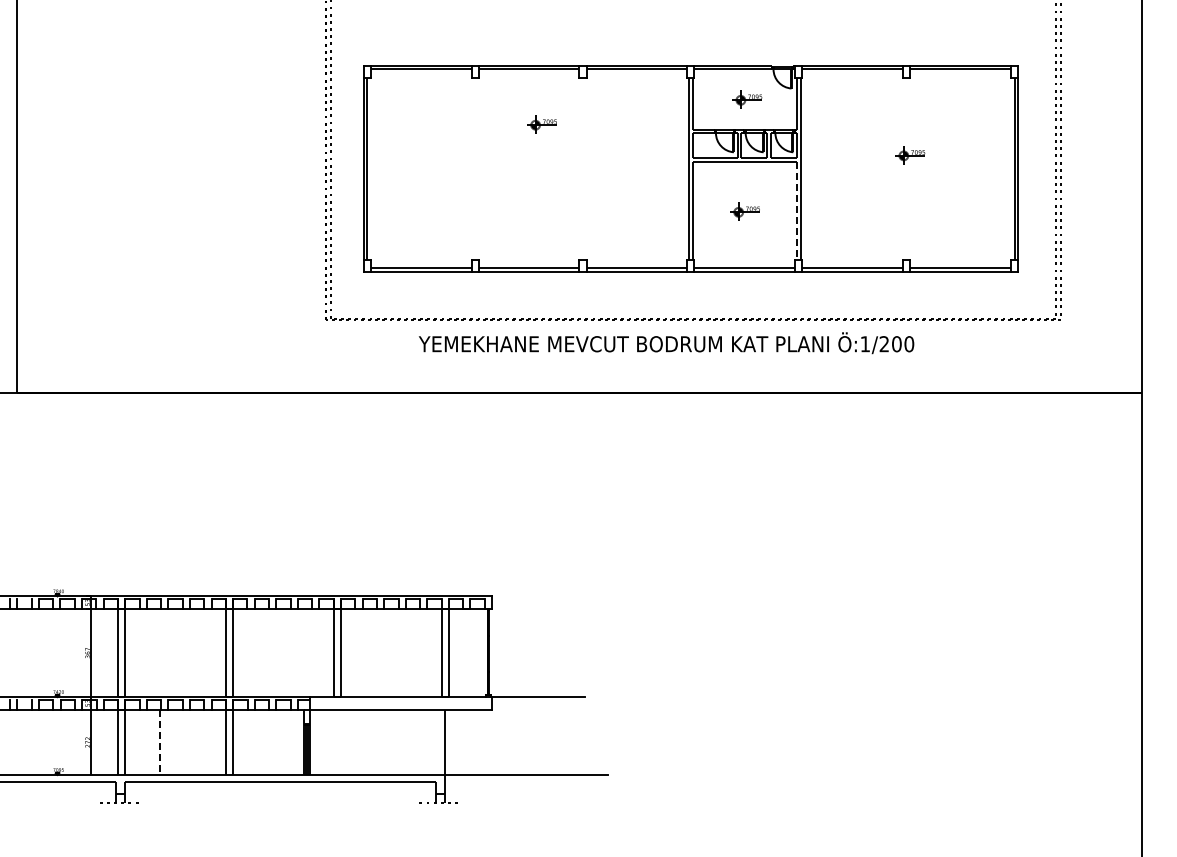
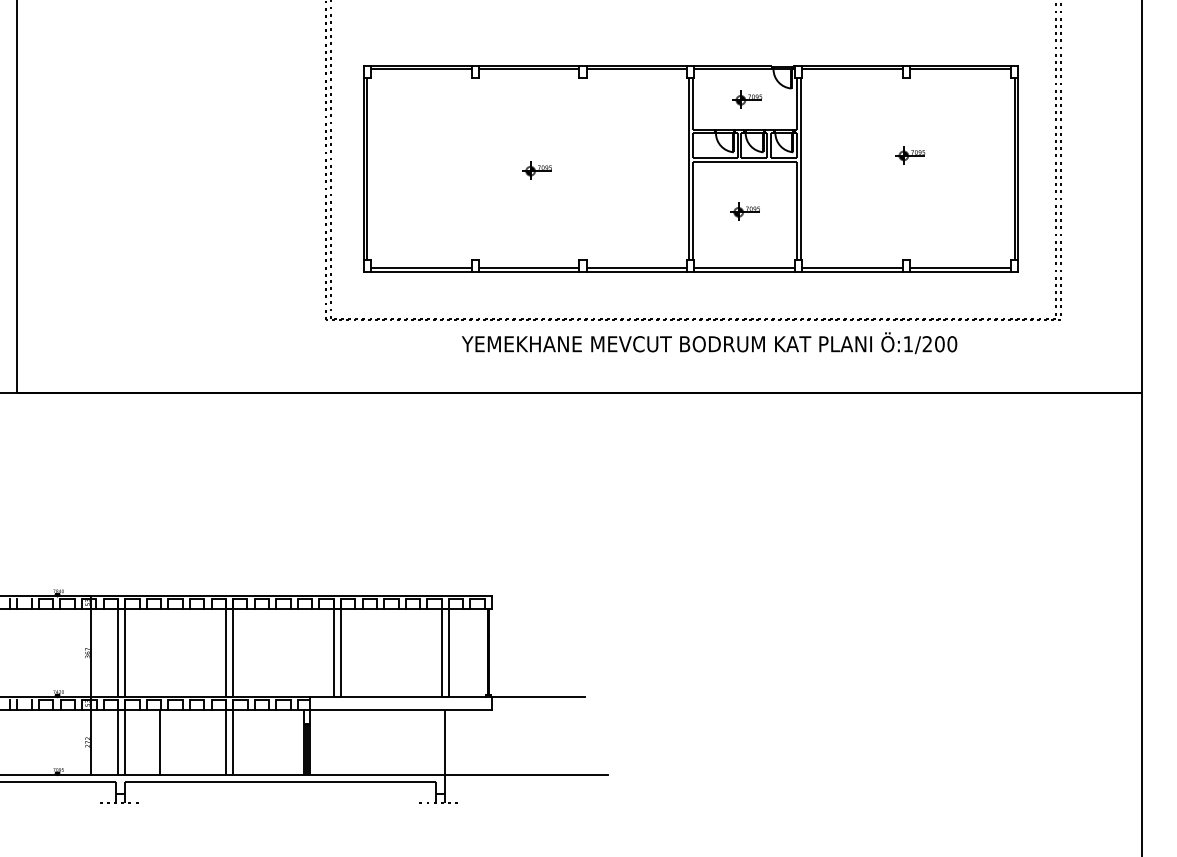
part position: (541, 124) -> (536, 170) (536, 170)
line: dashed -> solid (796, 211)
text position: (666, 343) -> (709, 343) (709, 343)
line: dashed -> solid (160, 742)
